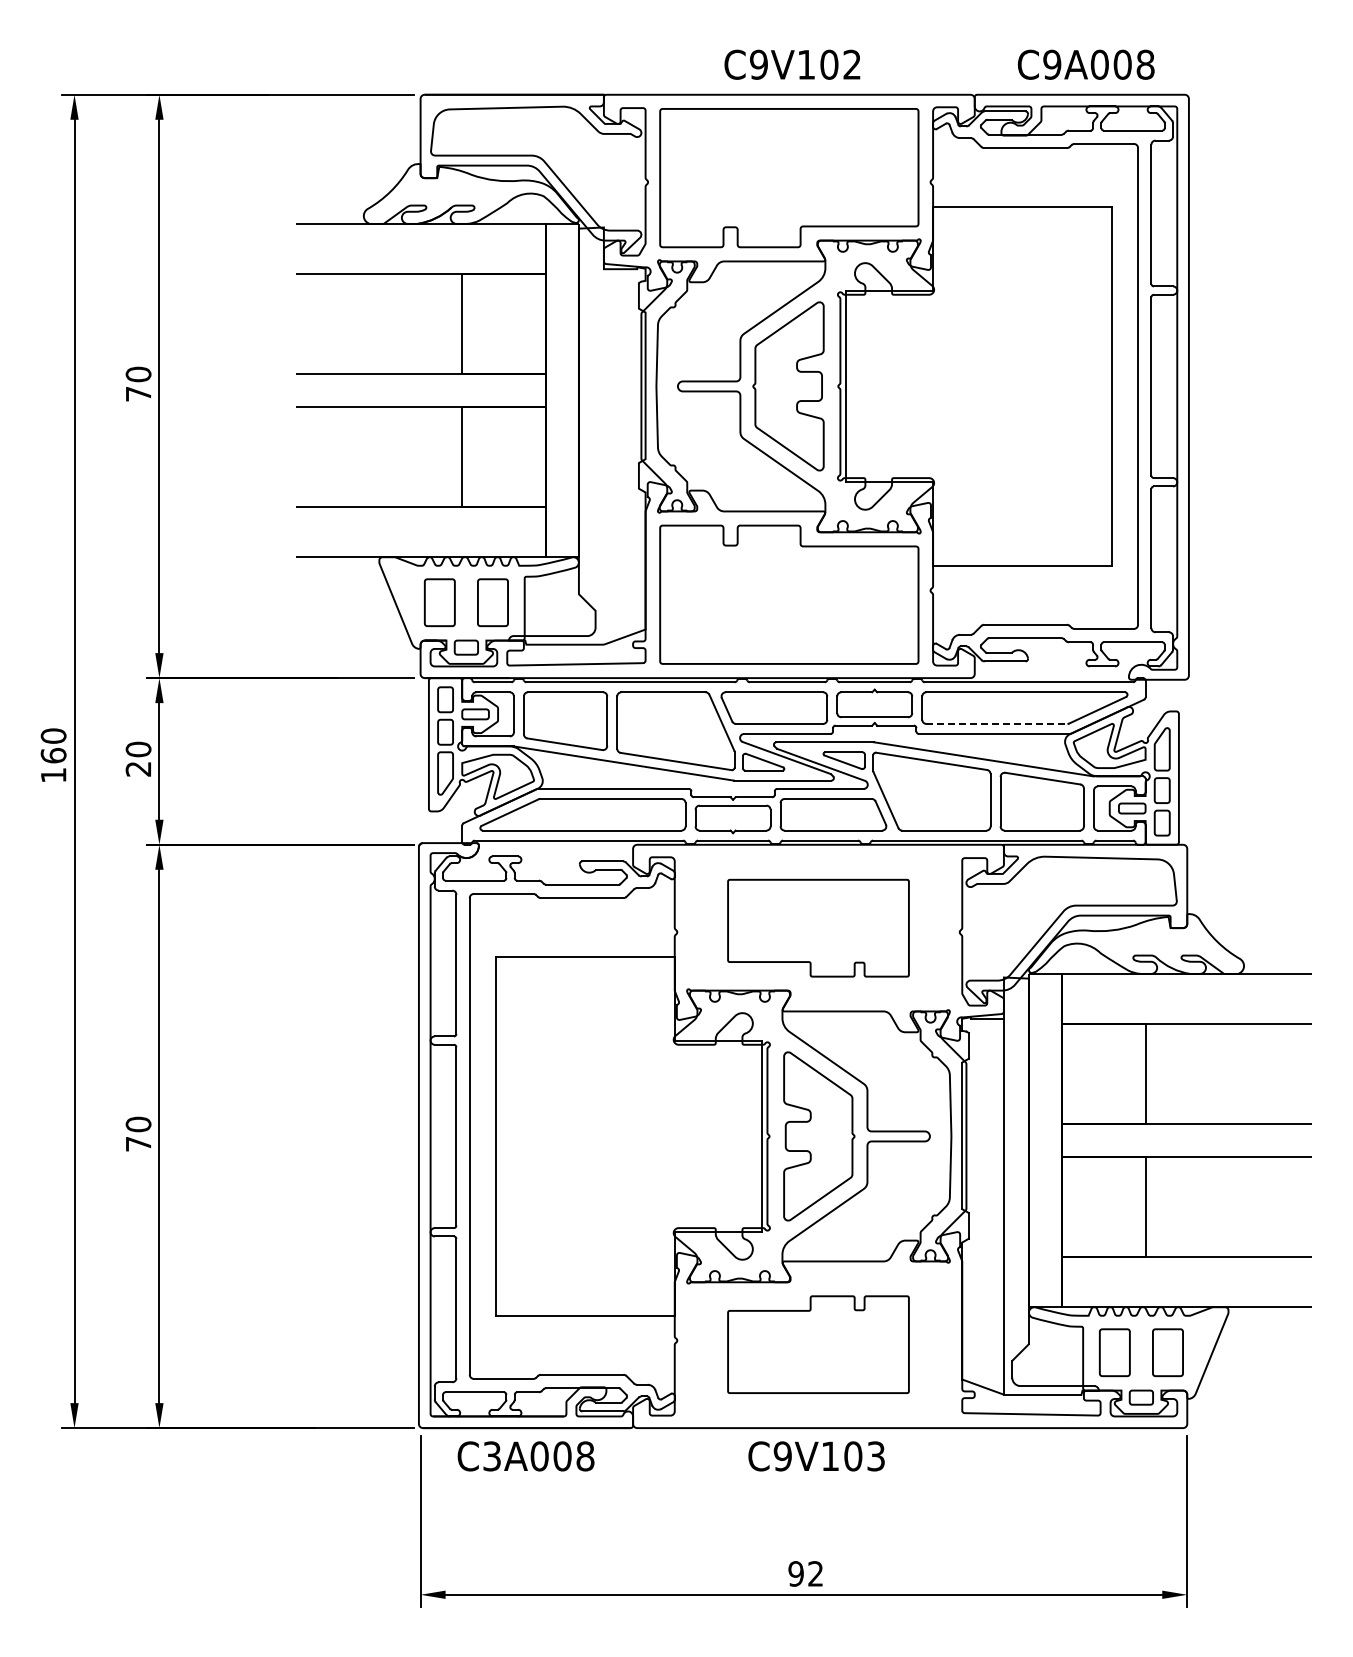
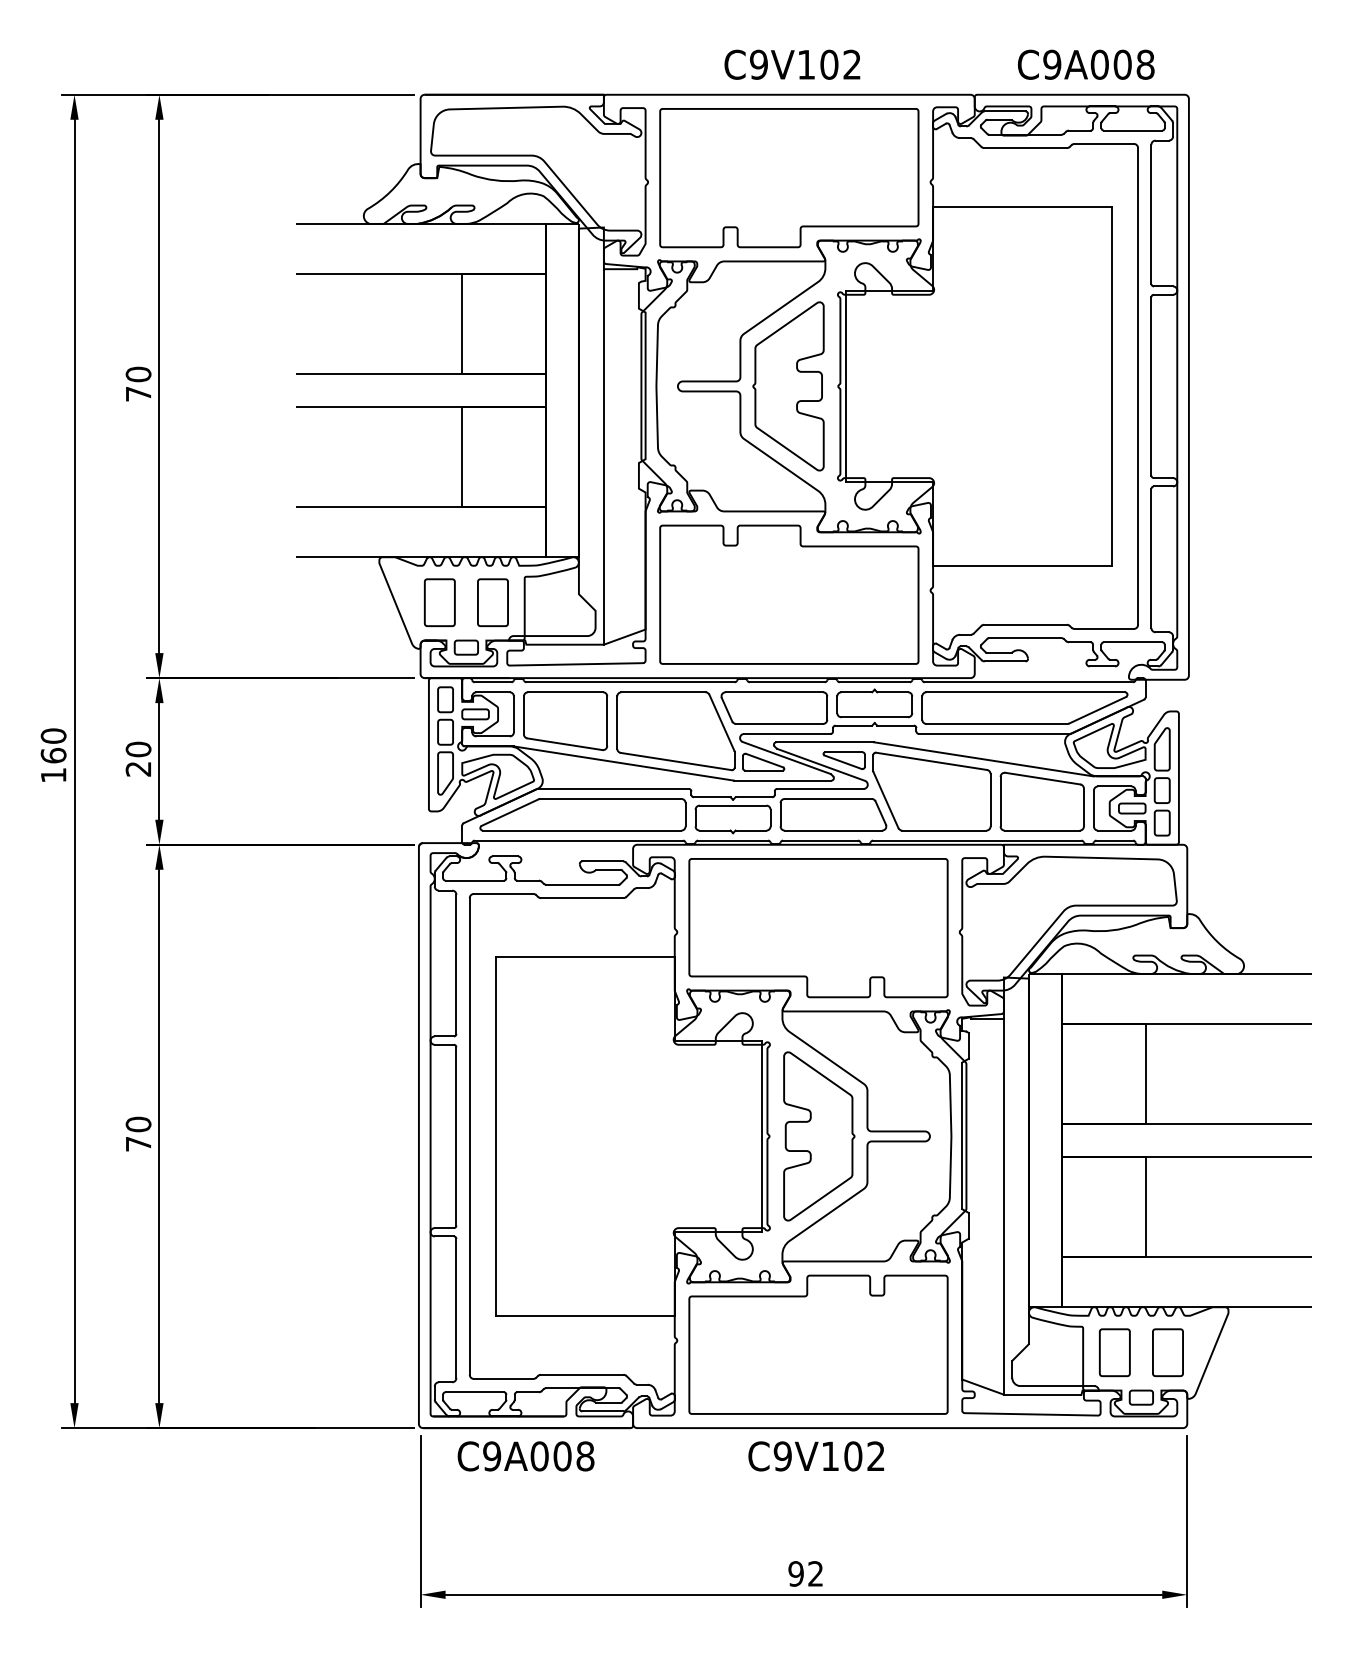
line: none -> present (603, 456)
line: dashed -> solid (996, 723)
part size: 183x100 px -> 261x141 px (818, 928)
part size: 183x99 px -> 261x141 px (818, 1344)
text: C3A008 -> C9A008 (492, 1456)
text: C9V103 -> C9V102 (875, 1456)
